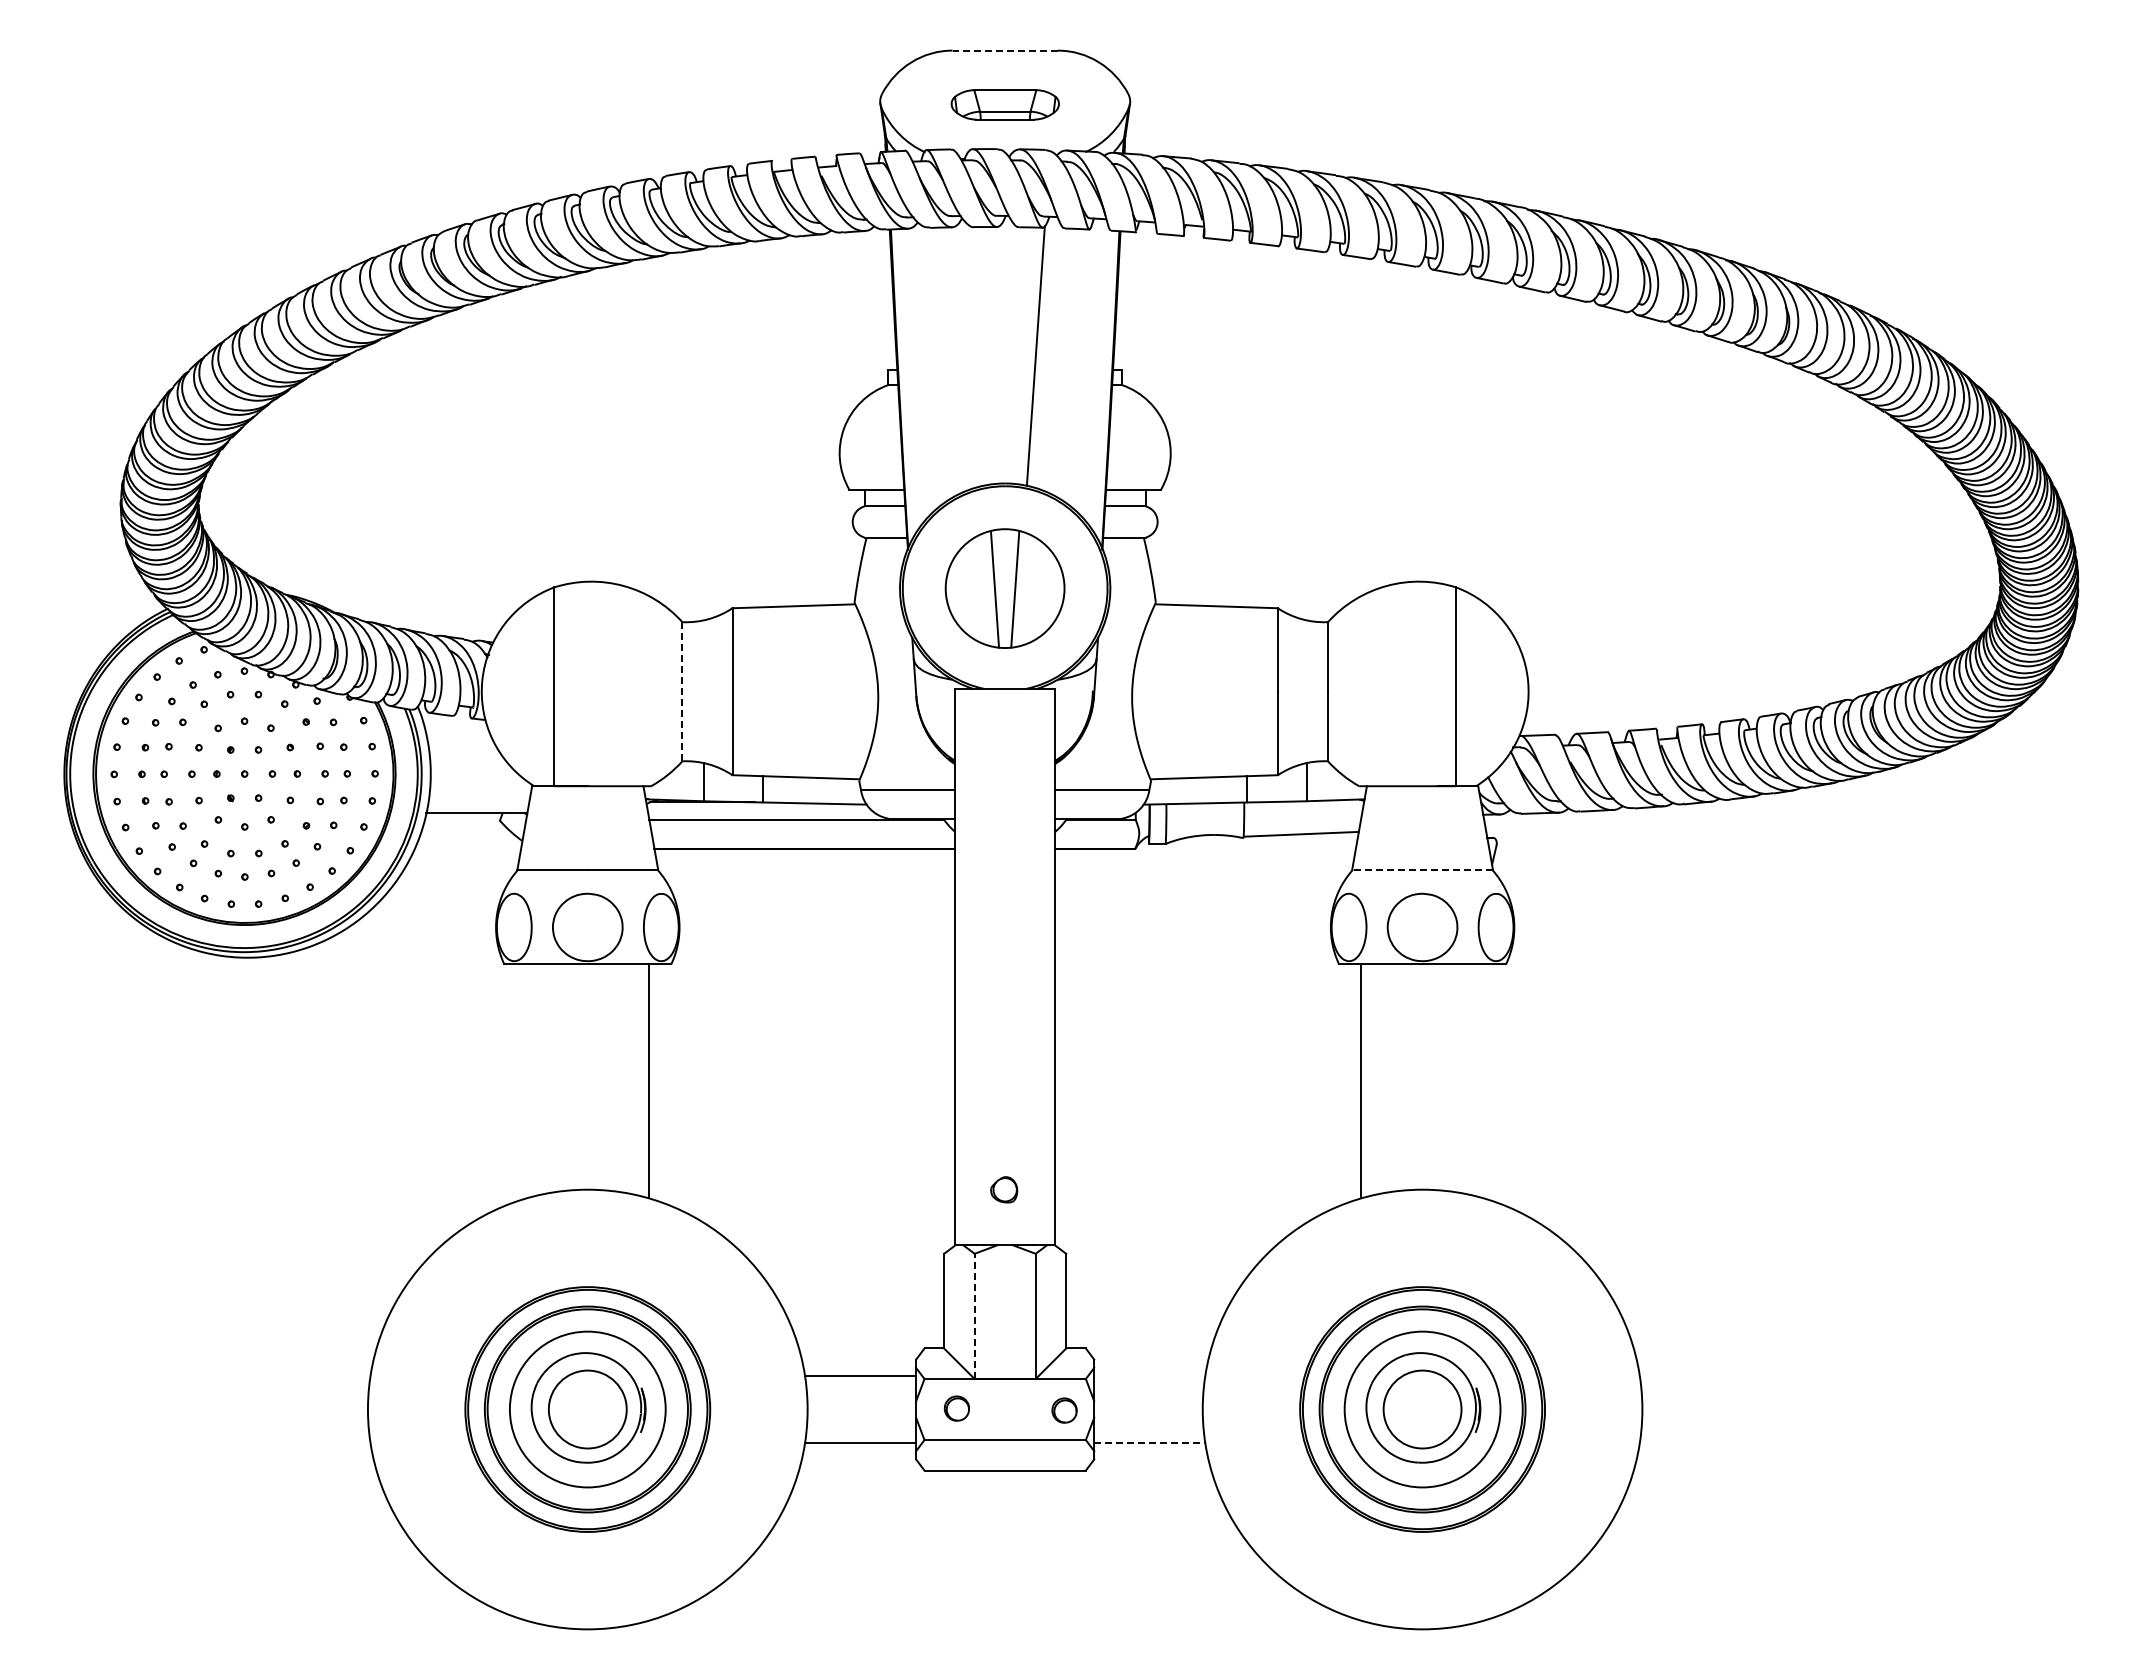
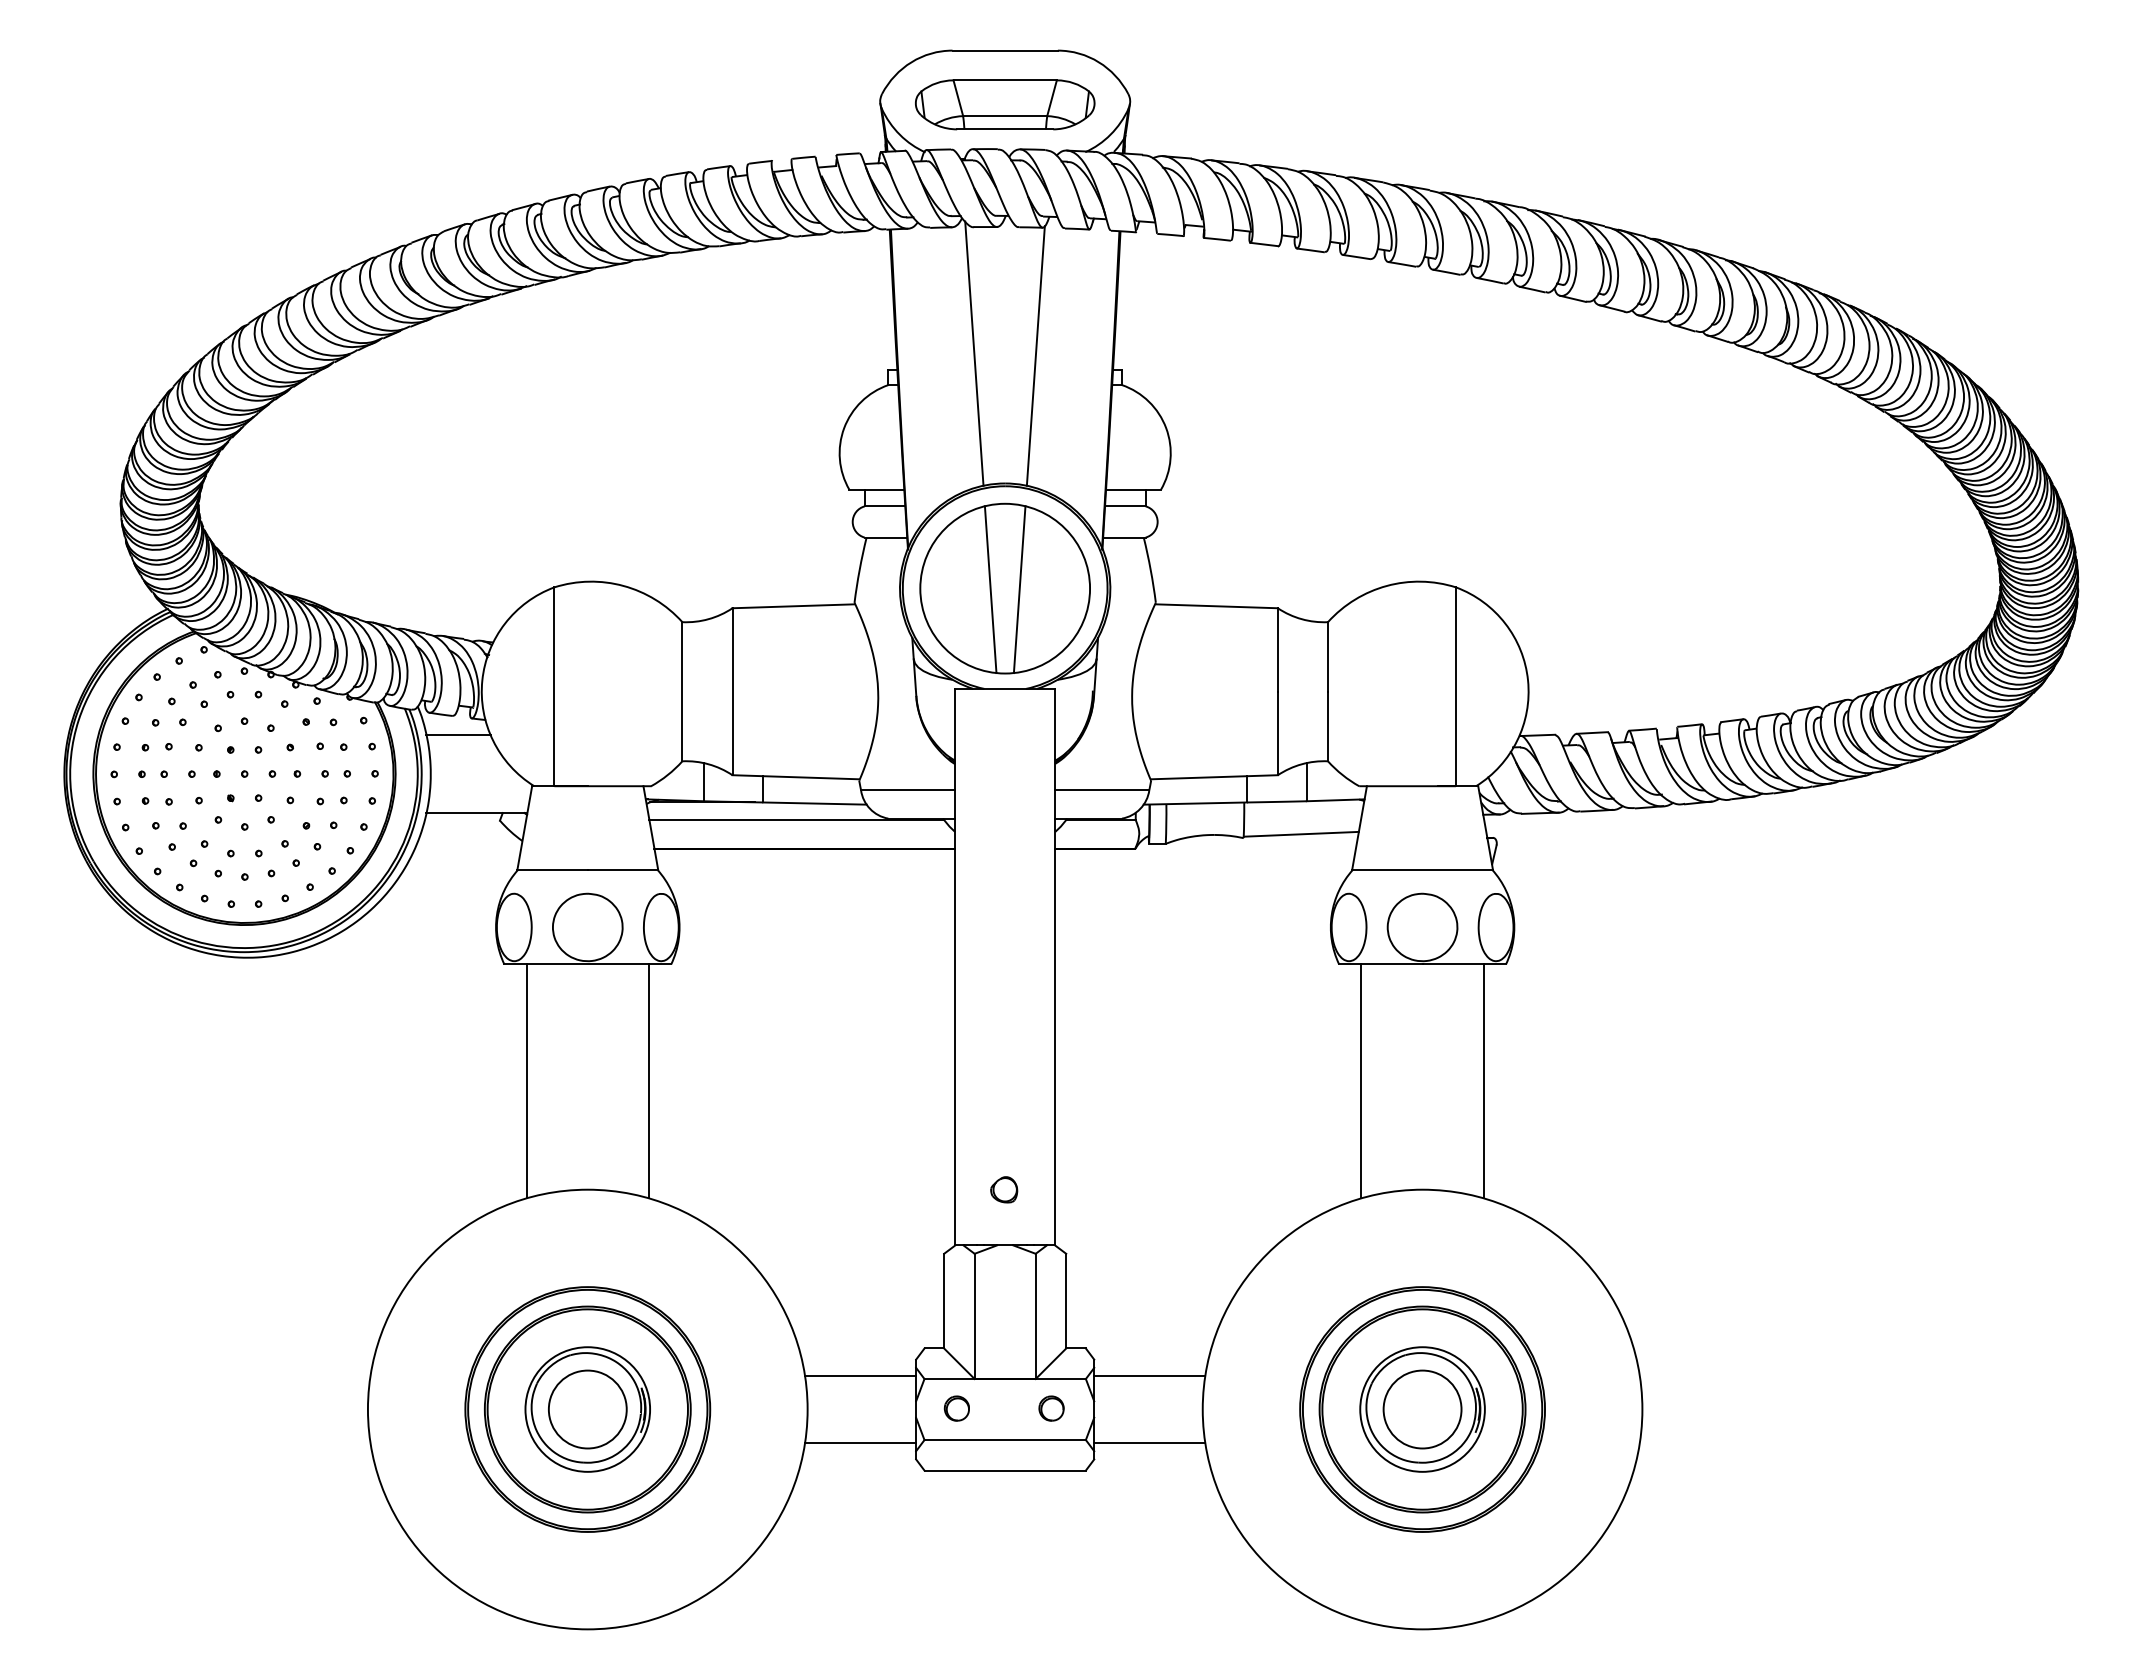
line: dashed -> solid (1005, 50)
part size: 110x32 px -> 181x52 px (1005, 104)
line: none -> present (974, 353)
part size: 122x121 px -> 172x173 px (1004, 588)
line: dashed -> solid (682, 691)
line: none -> present (458, 735)
line: dashed -> solid (1422, 869)
line: none -> present (526, 1081)
line: none -> present (1483, 1081)
line: dashed -> solid (974, 1316)
line: none -> present (1149, 1376)
circle diameter: 156 px -> 125 px (587, 1409)
circle diameter: 156 px -> 125 px (1422, 1409)
part position: (1064, 1410) -> (1051, 1408) (1051, 1408)
line: dashed -> solid (1149, 1442)
